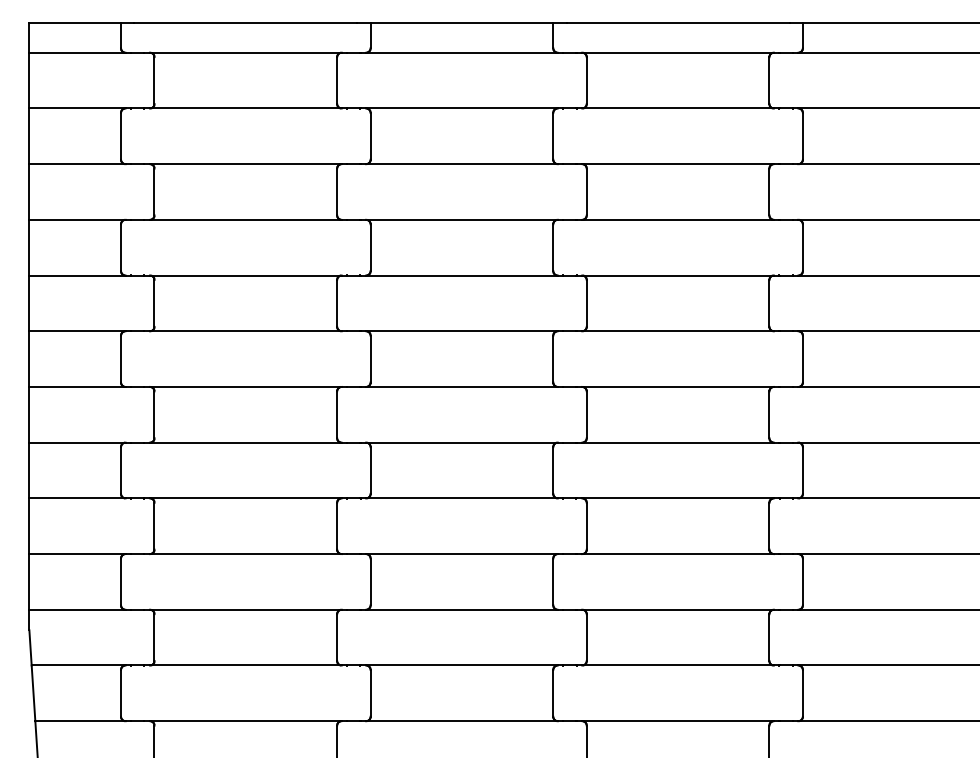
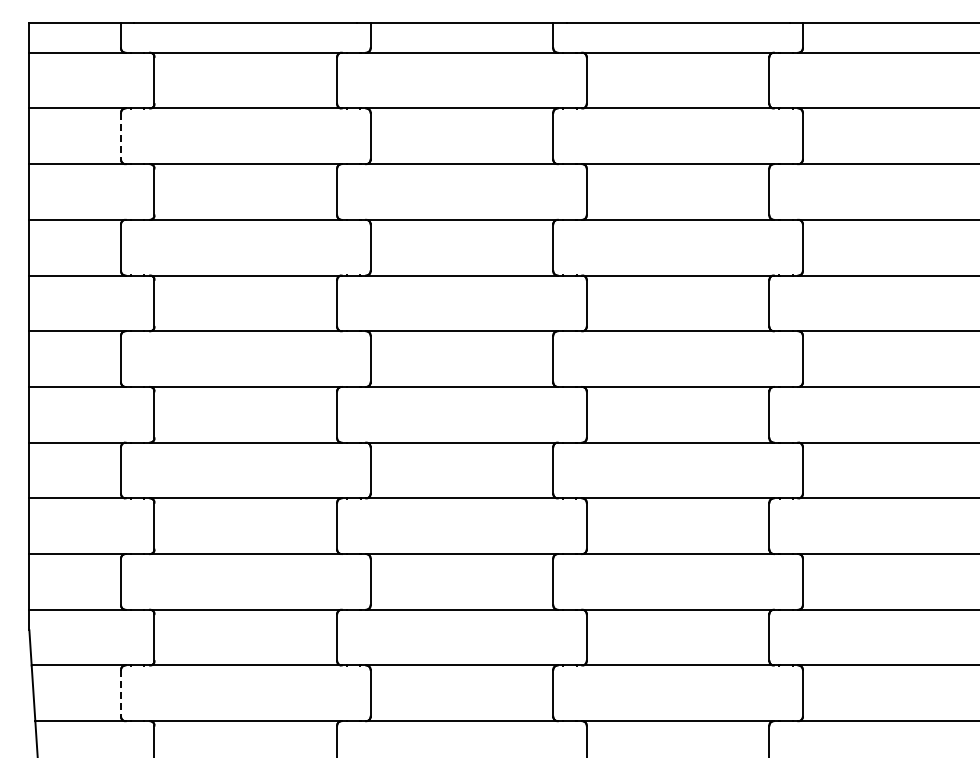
line: solid -> dashed (121, 136)
line: solid -> dashed (121, 693)
